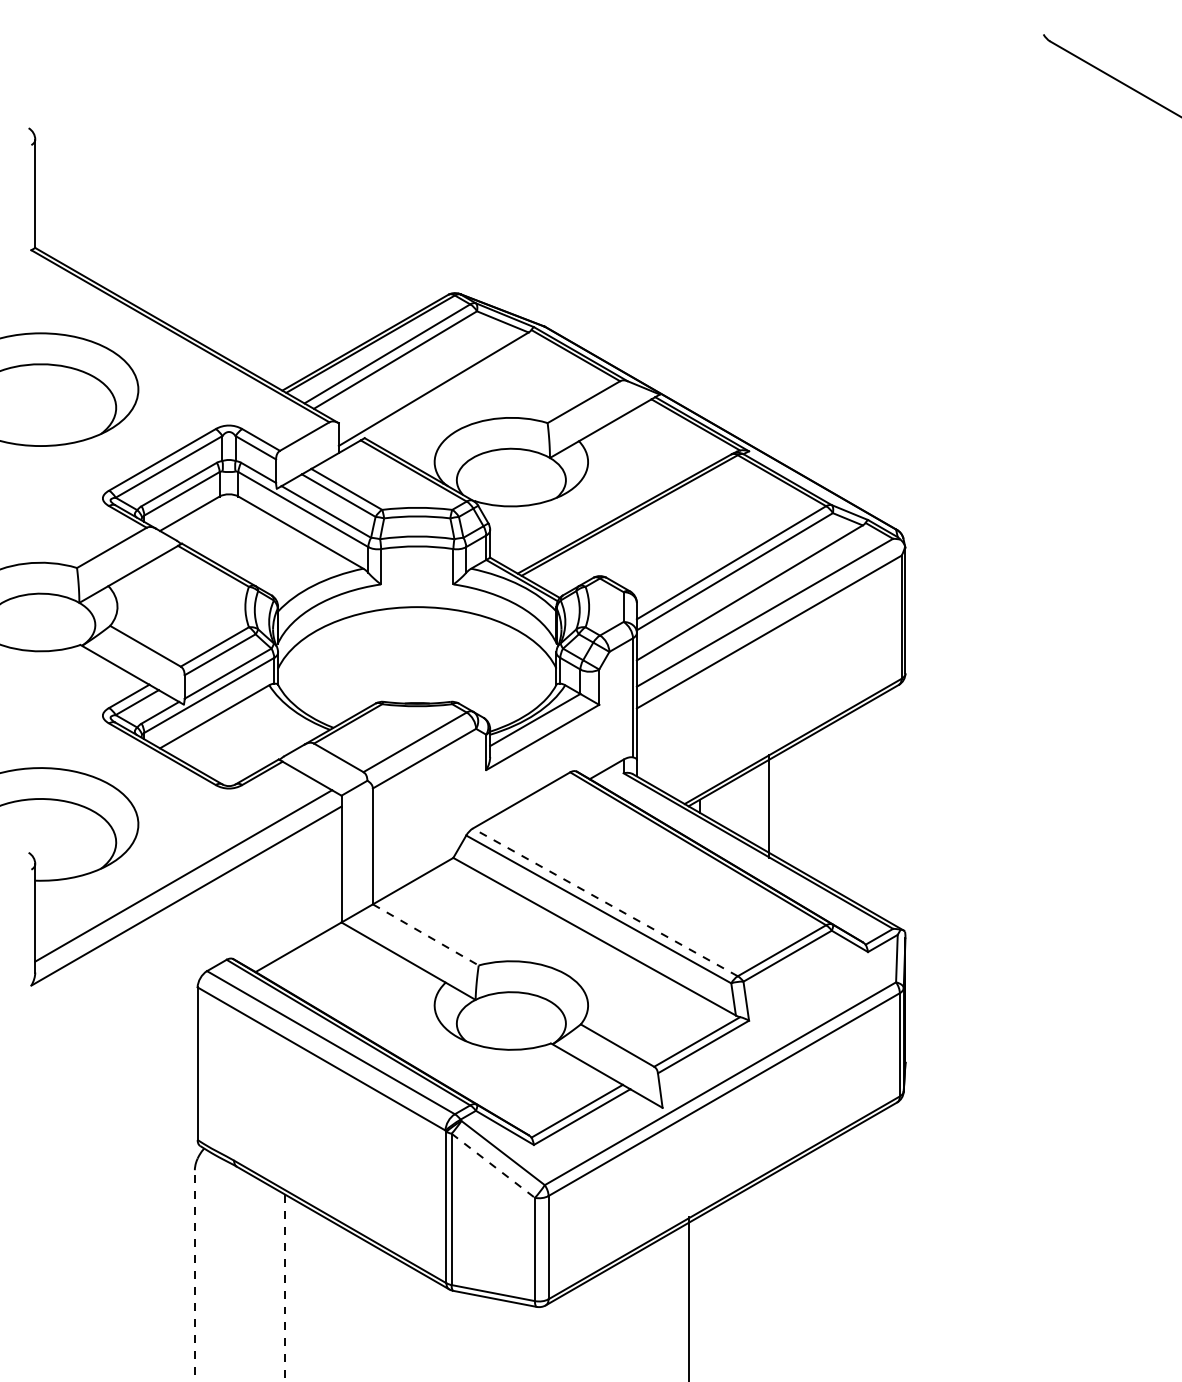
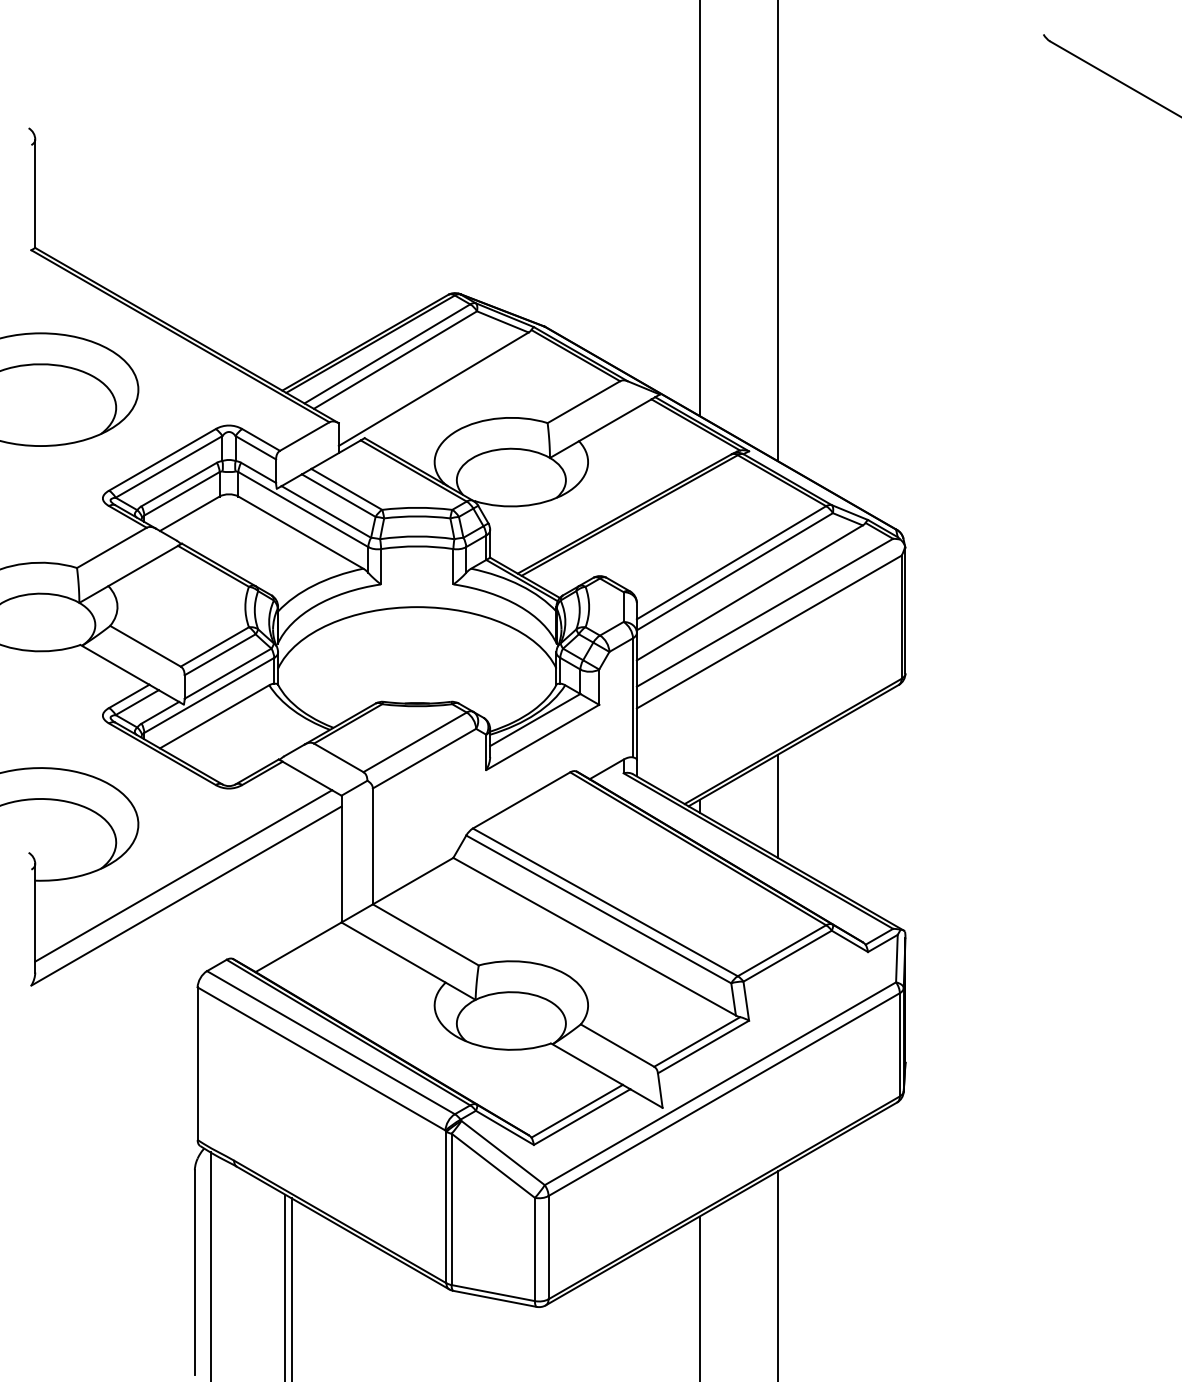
line: none -> present (699, 208)
line: none -> present (778, 231)
line position: (769, 805) -> (778, 805) (778, 805)
line: dashed -> solid (605, 902)
line: dashed -> solid (426, 935)
line: dashed -> solid (493, 1165)
line: none -> present (210, 1265)
line: dashed -> solid (194, 1272)
line: none -> present (778, 1274)
line: dashed -> solid (285, 1288)
line: none -> present (291, 1288)
line position: (688, 1297) -> (699, 1297) (699, 1297)
